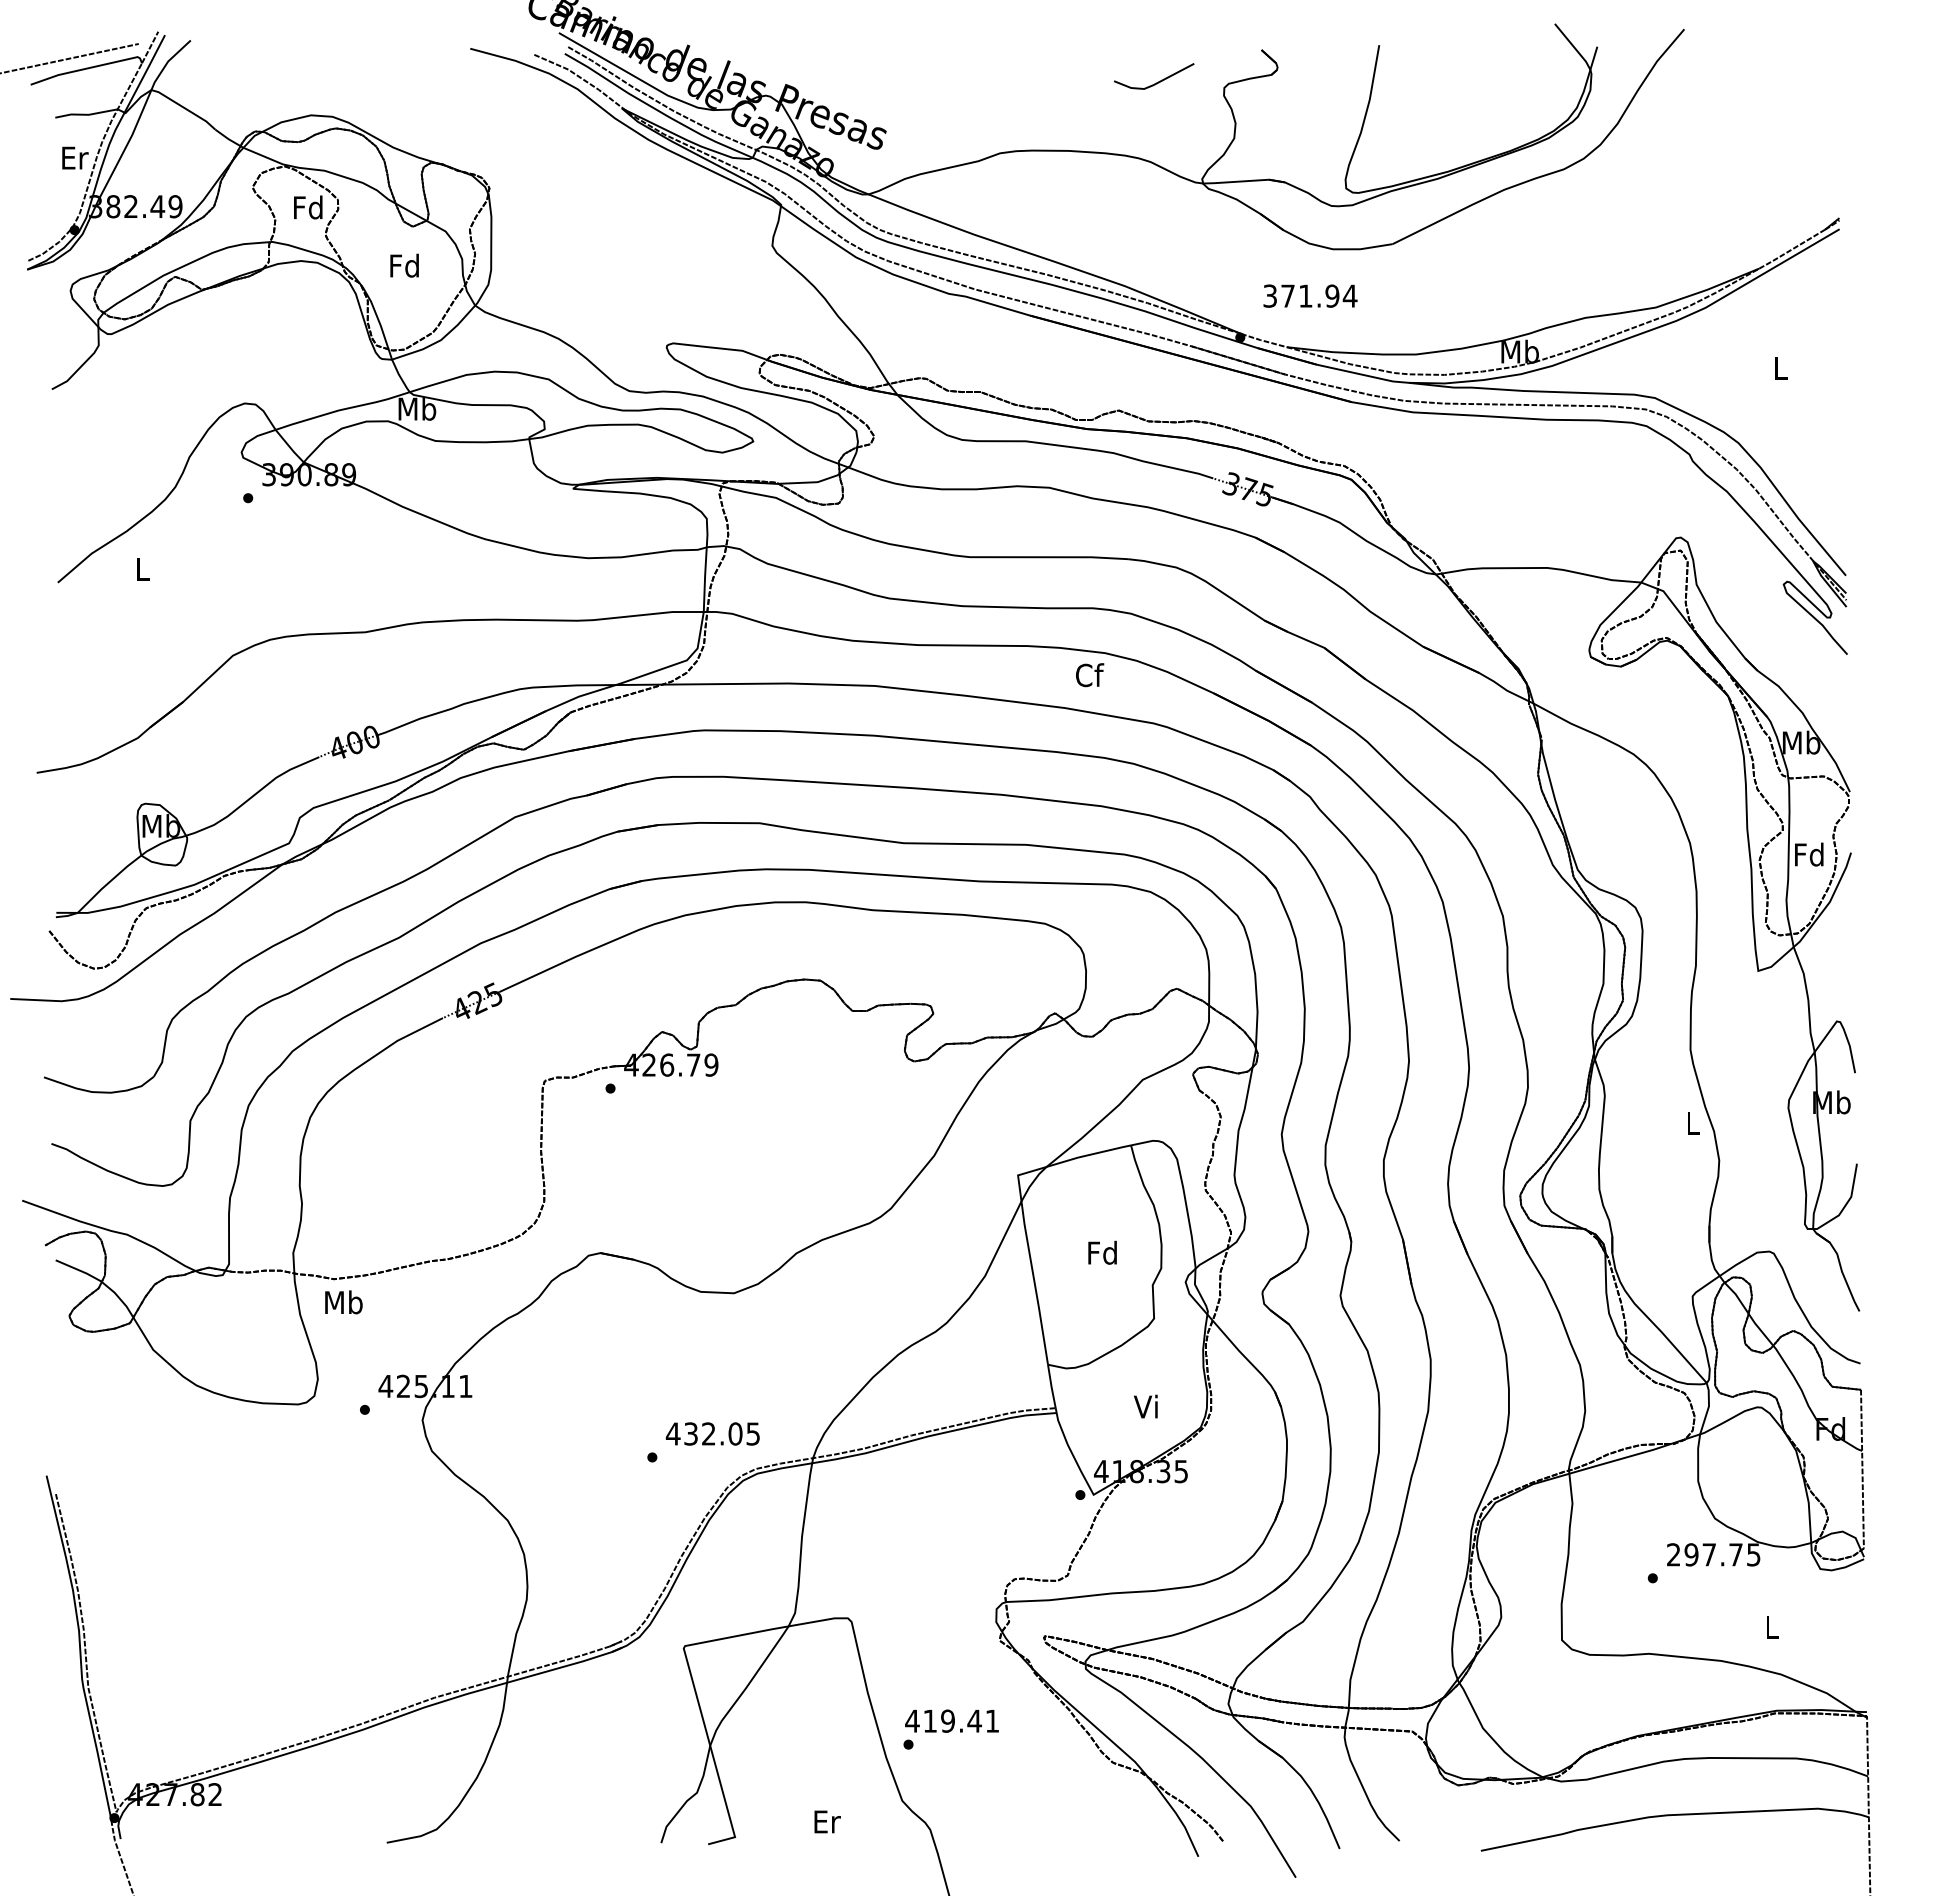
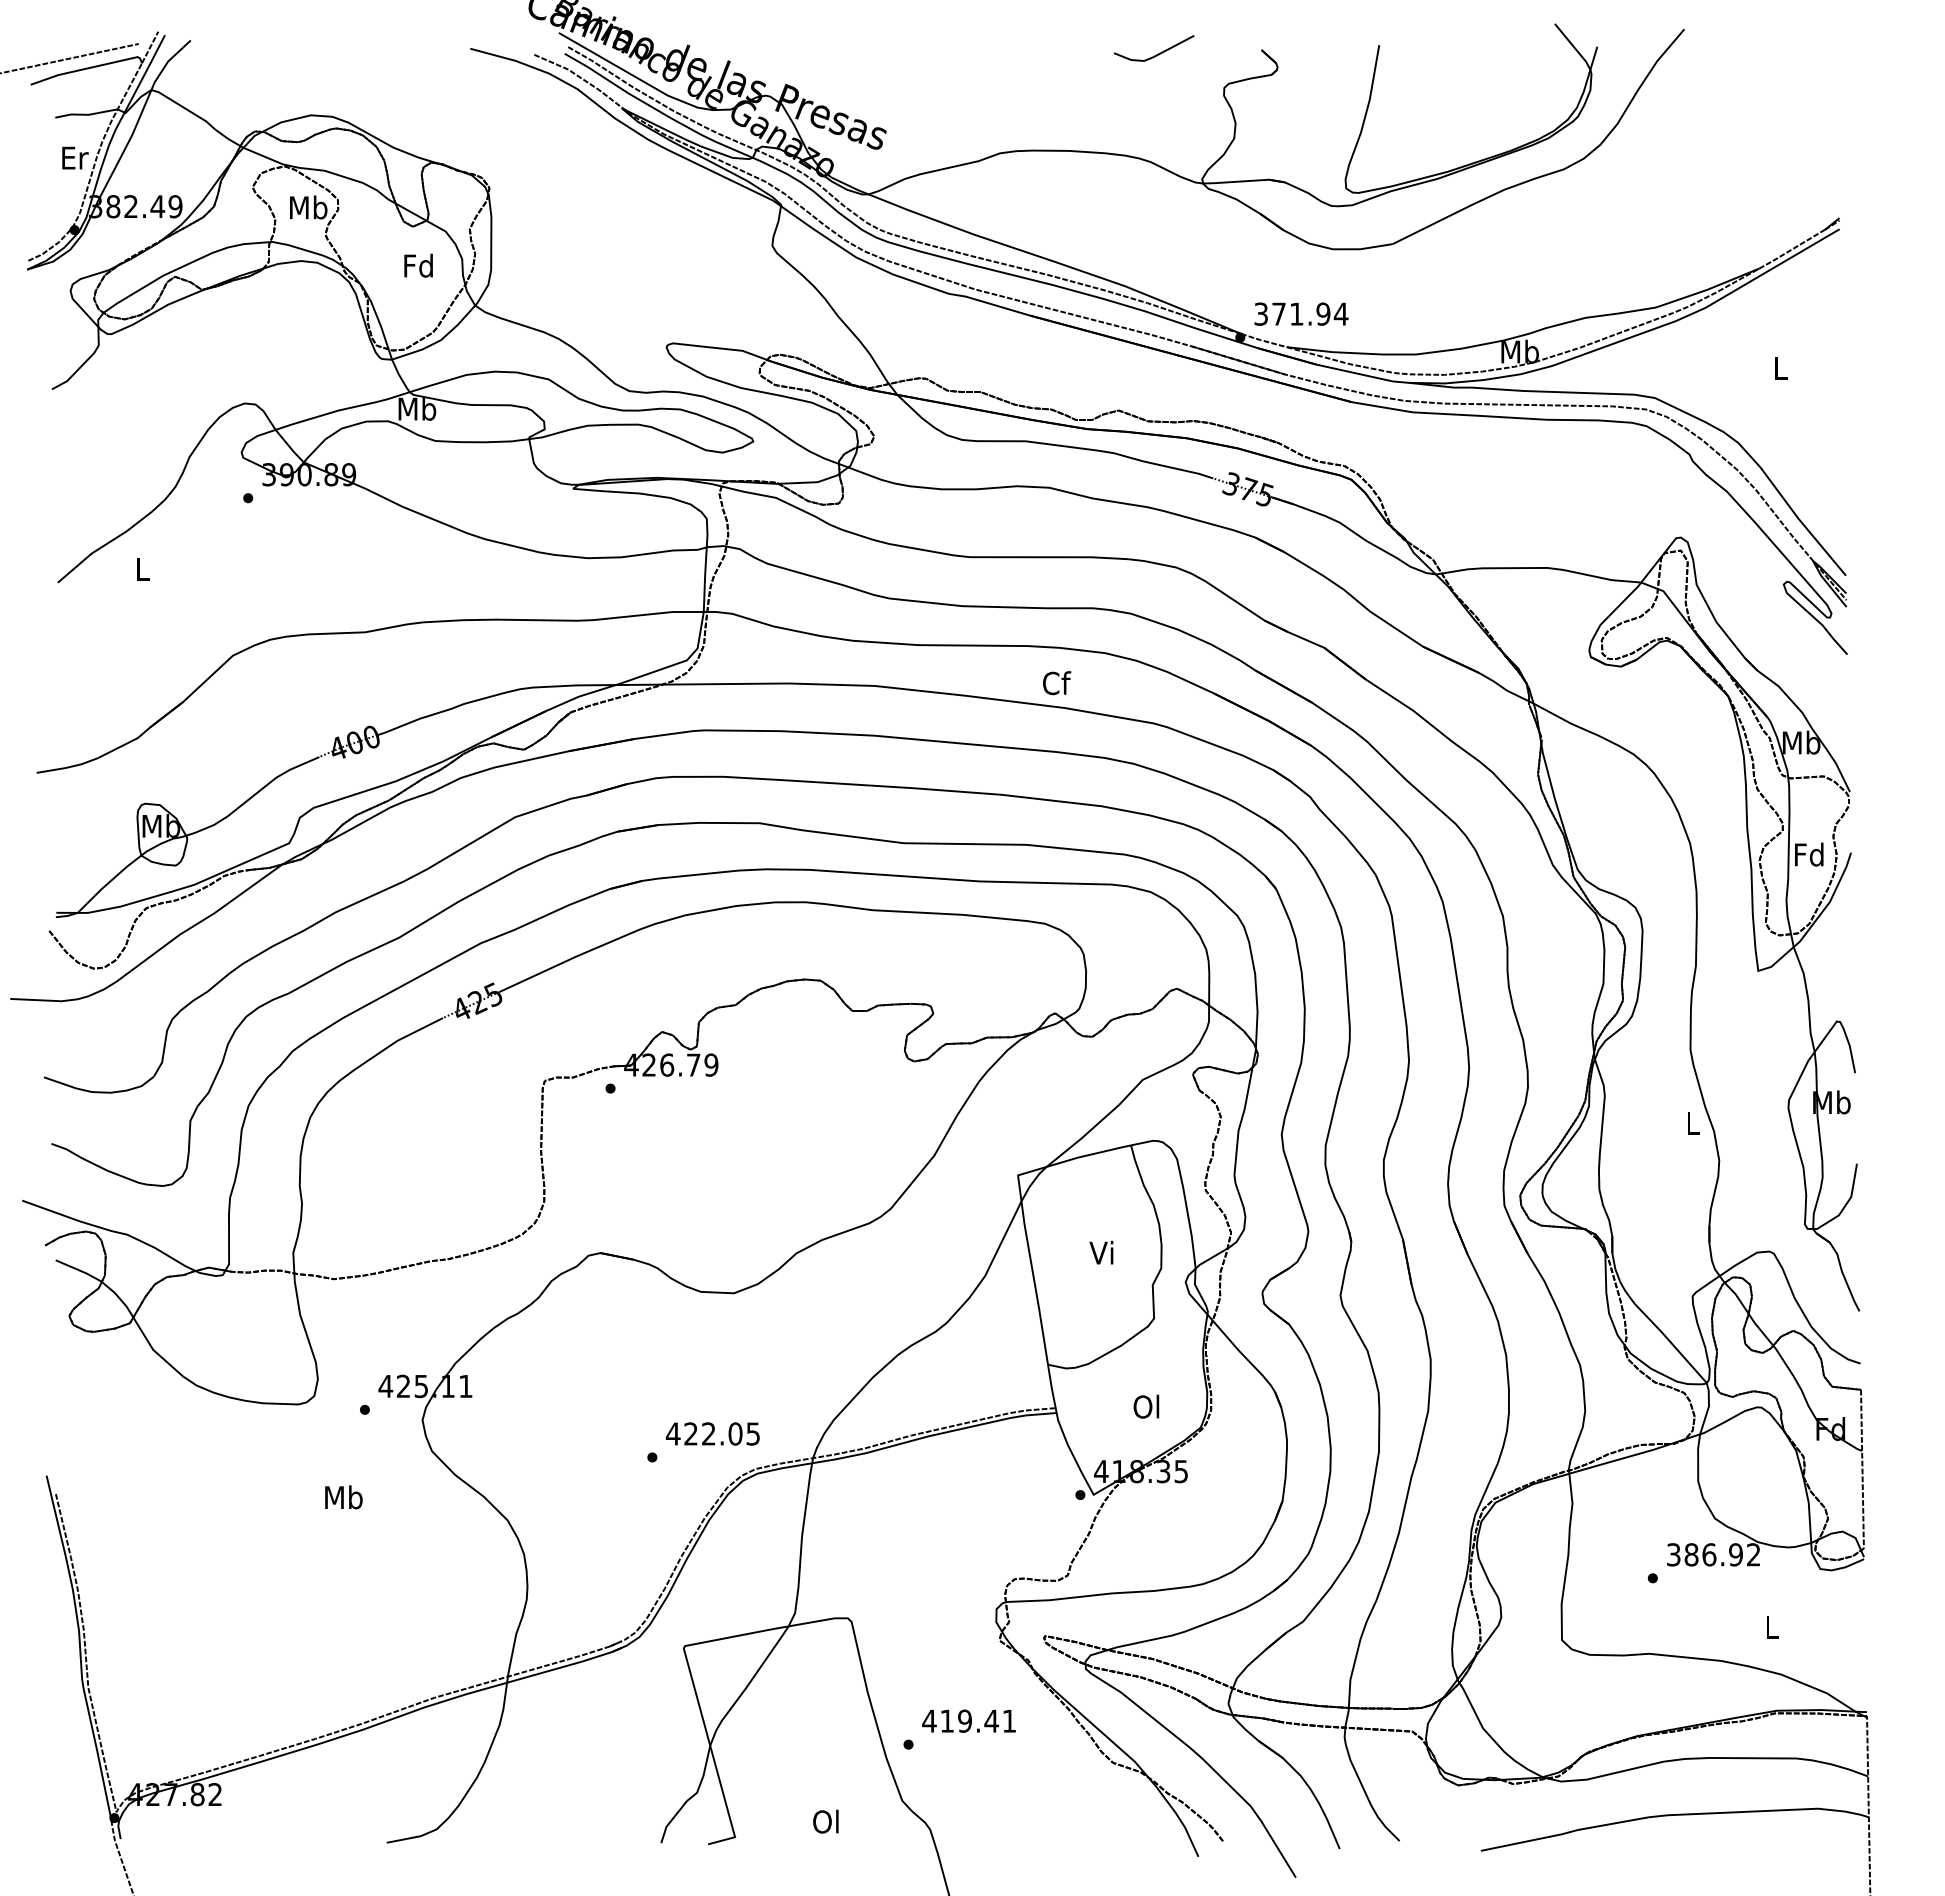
line position: (1156, 82) -> (1156, 54) (1156, 54)
text: Fd -> Mb (308, 207)
text position: (404, 265) -> (418, 265) (418, 265)
text position: (1310, 295) -> (1301, 313) (1301, 313)
text position: (1090, 675) -> (1057, 683) (1057, 683)
text: Fd -> Vi (1102, 1252)
text position: (343, 1302) -> (343, 1497) (343, 1497)
text: Vi -> Ol (1146, 1406)
text: 432.05 -> 422.05 (690, 1433)
text: 297.75 -> 386.92 (1713, 1554)
text position: (951, 1720) -> (968, 1720) (968, 1720)
text: Er -> Ol (826, 1821)
